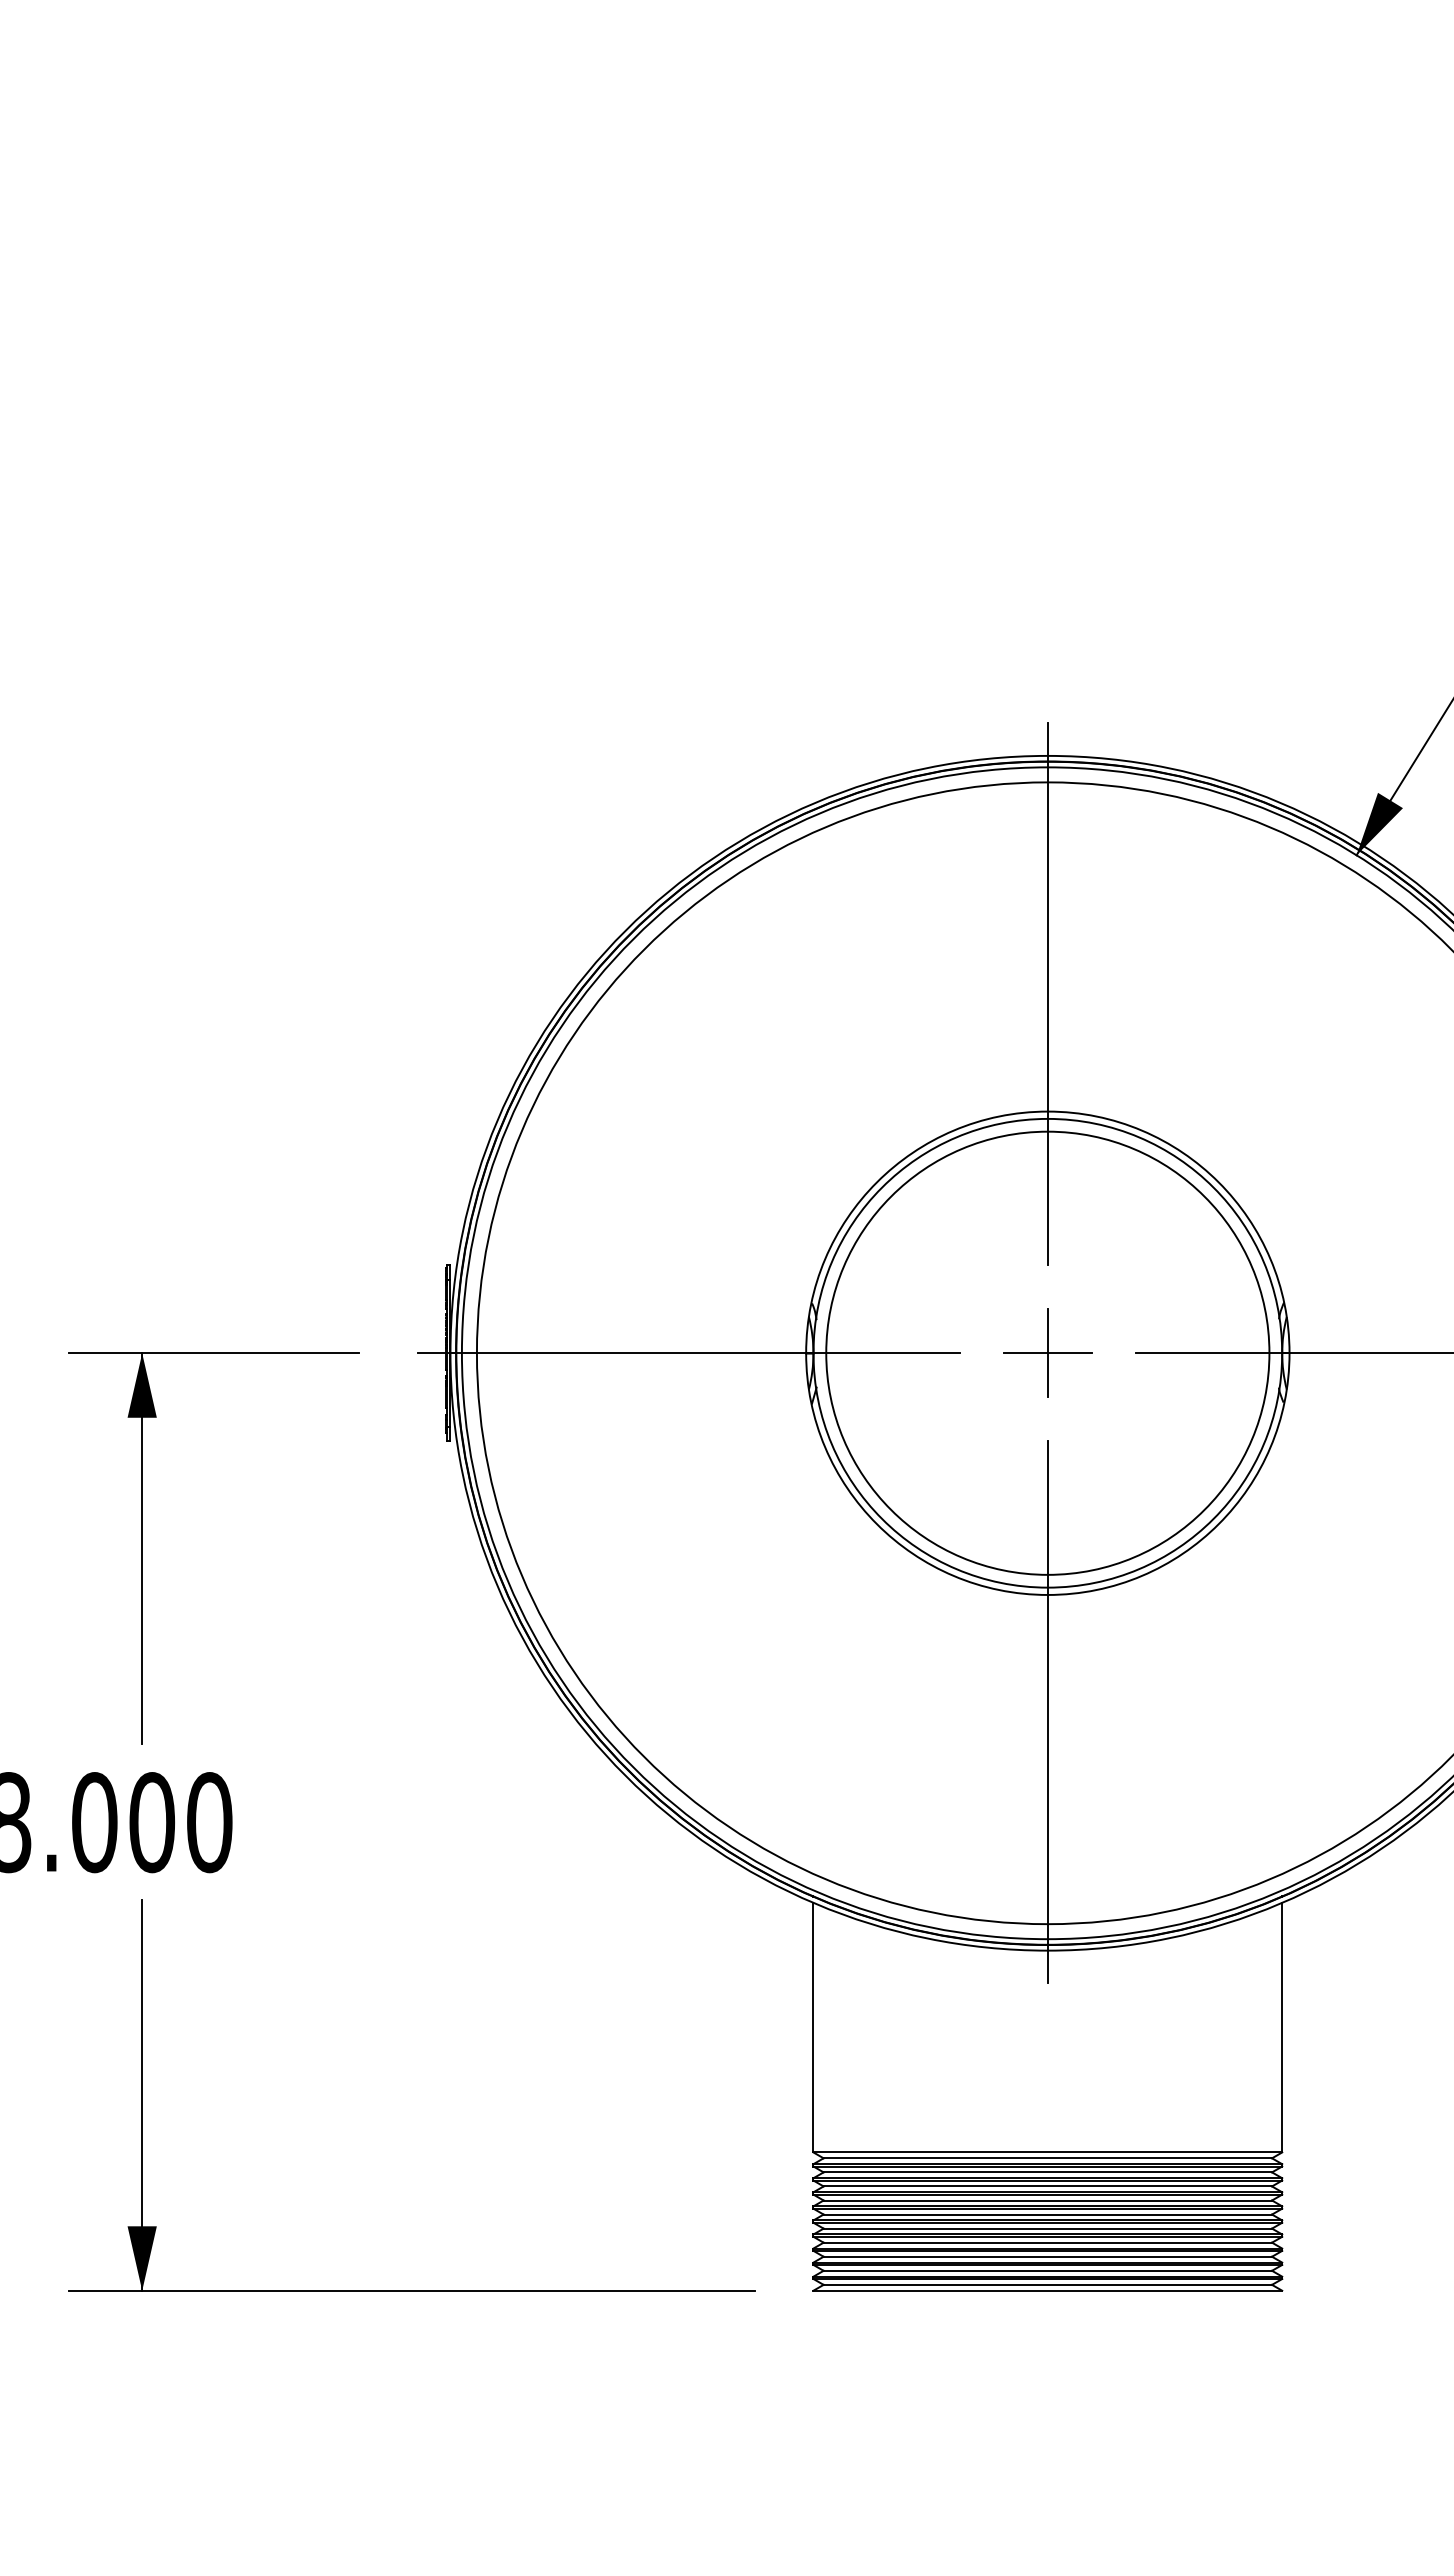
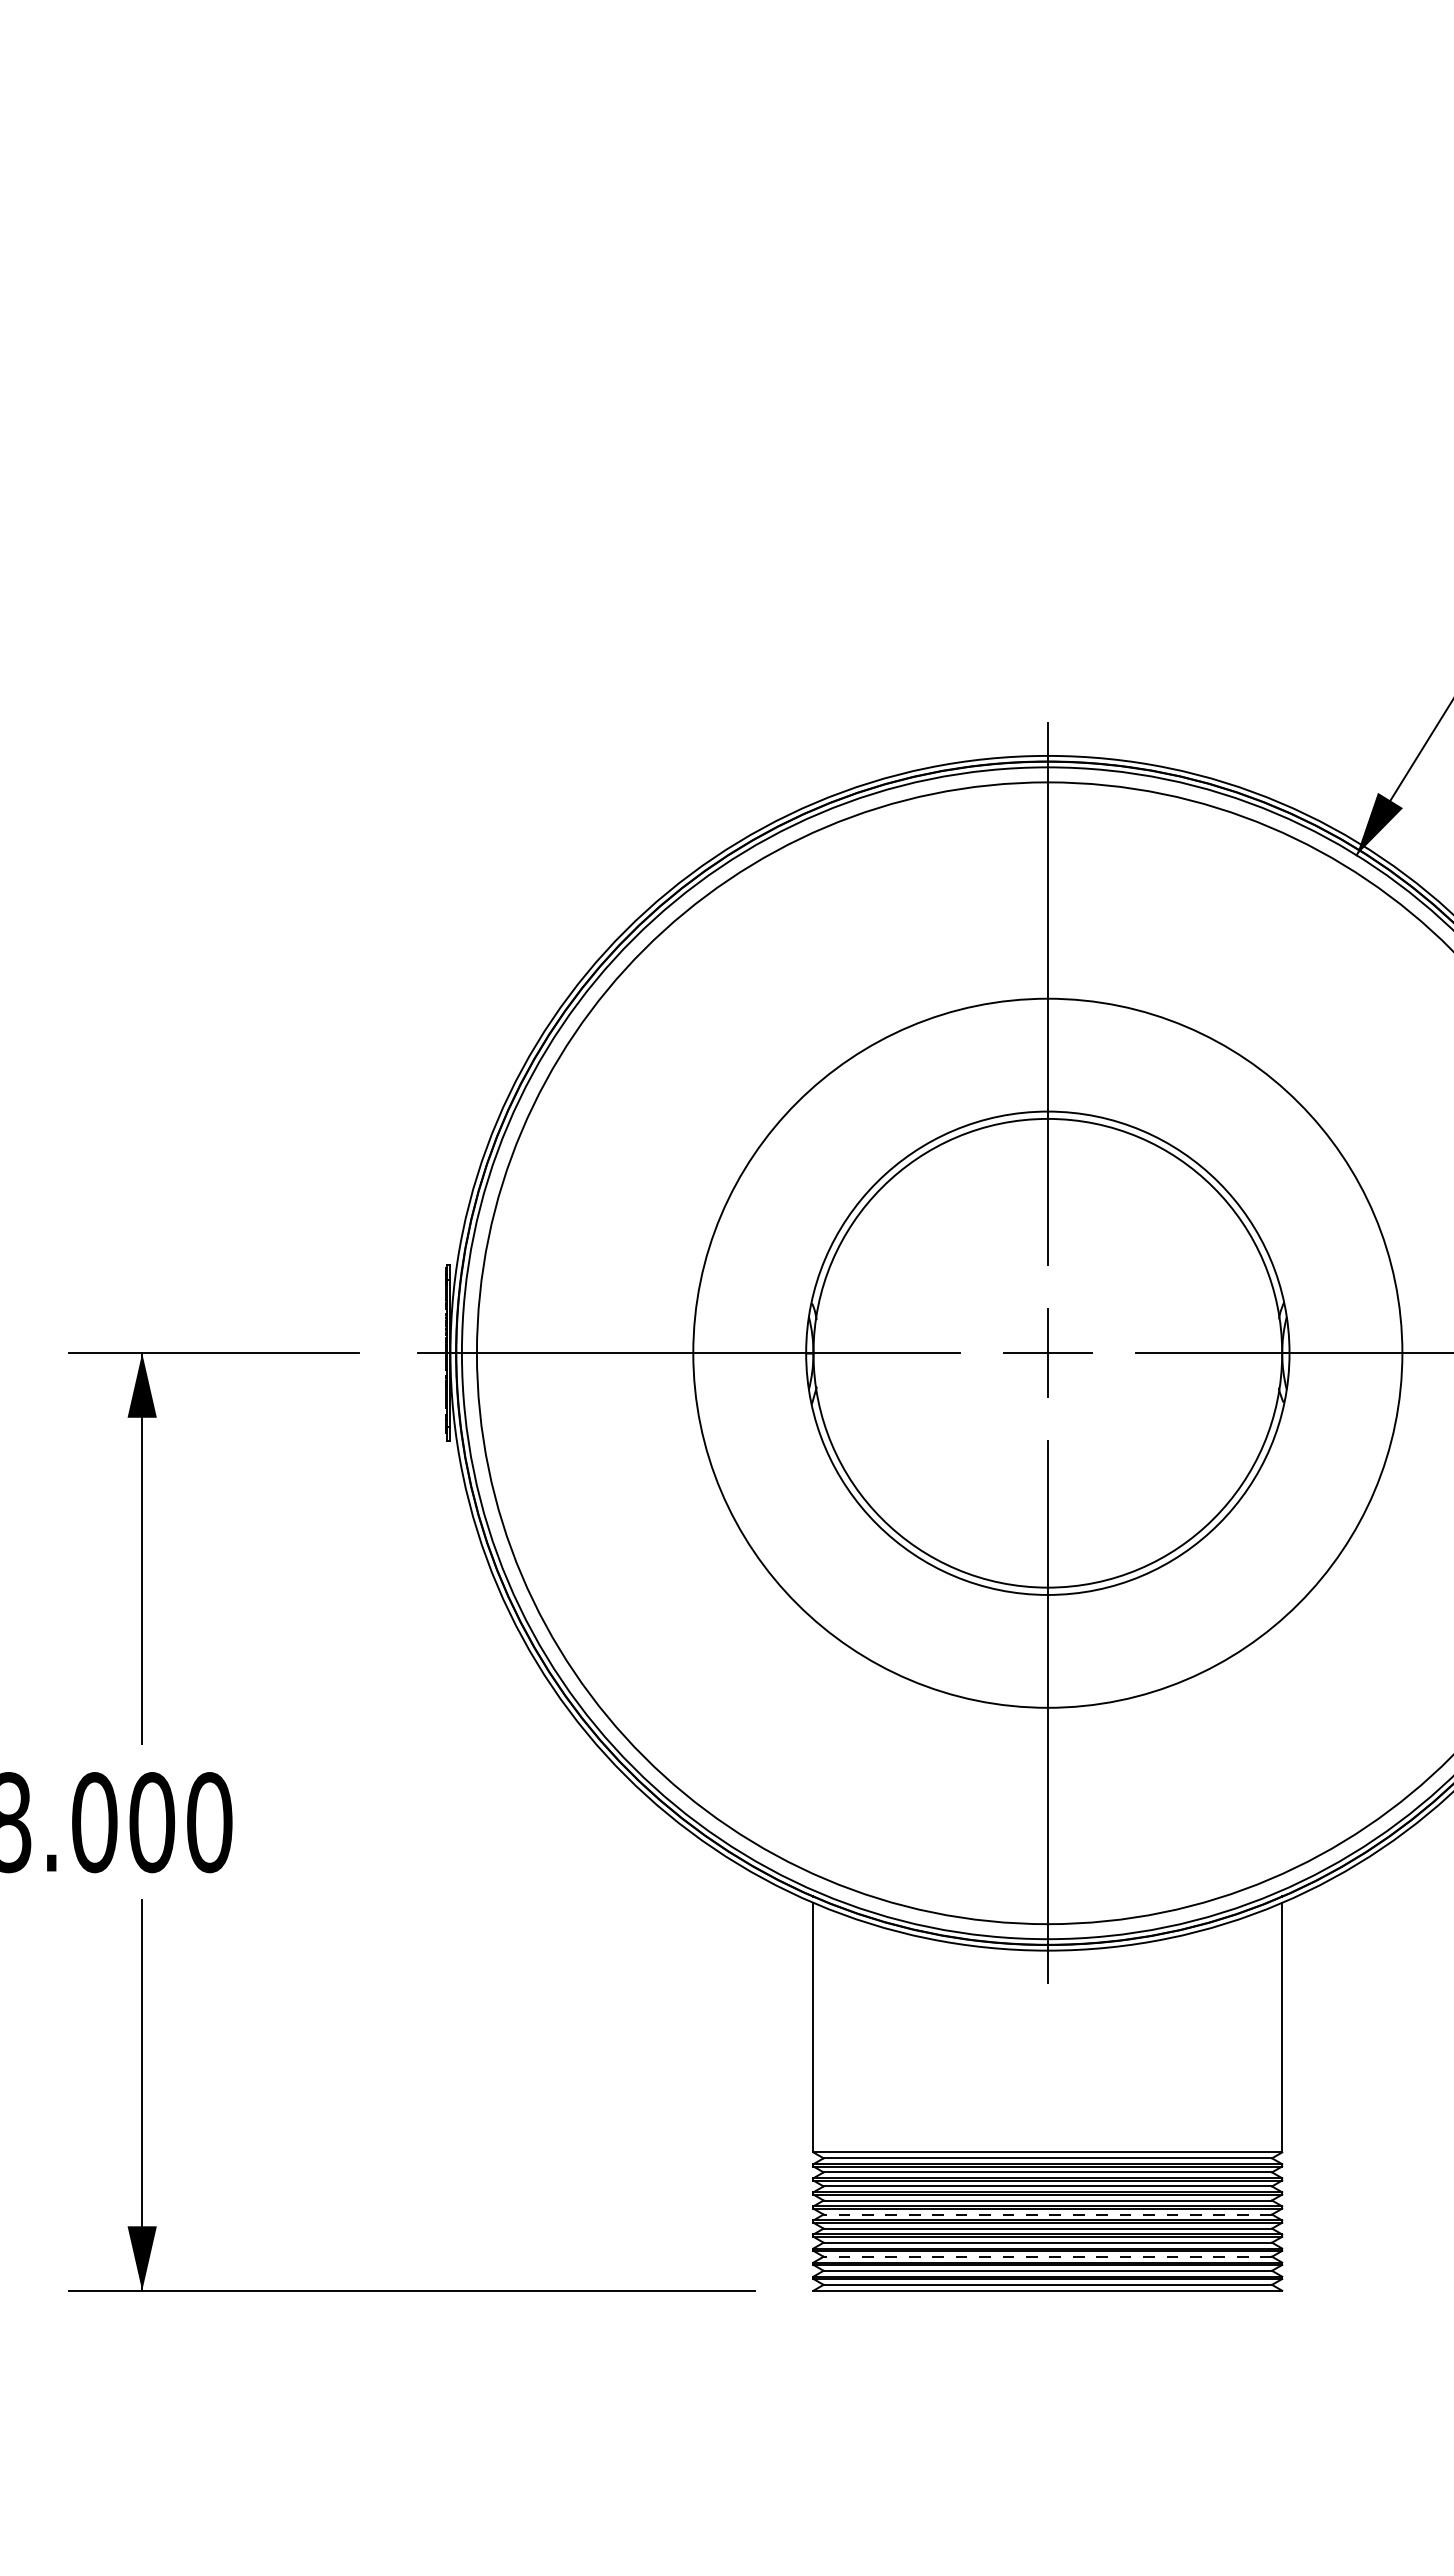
circle diameter: 443 px -> 709 px (1047, 1352)
line: solid -> dashed (1047, 2214)
line: solid -> dashed (1047, 2256)
